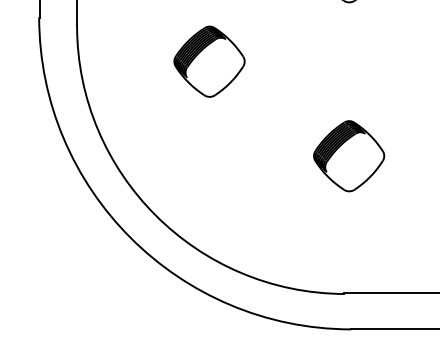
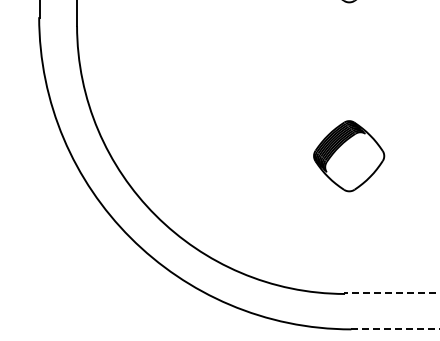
part: present -> none (209, 61)
line: solid -> dashed (391, 292)
line: solid -> dashed (395, 329)
